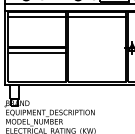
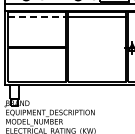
line: solid -> dashed (37, 17)
line: present -> none (37, 52)
